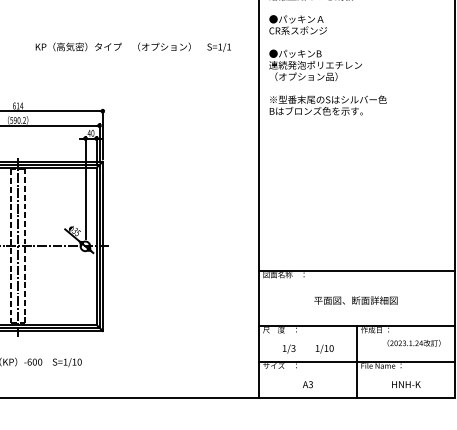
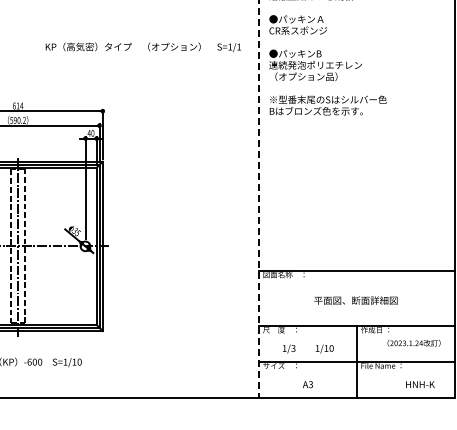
text position: (132, 47) -> (142, 47) (142, 47)
line: solid -> dashed (259, 199)
text position: (406, 384) -> (420, 384) (420, 384)
